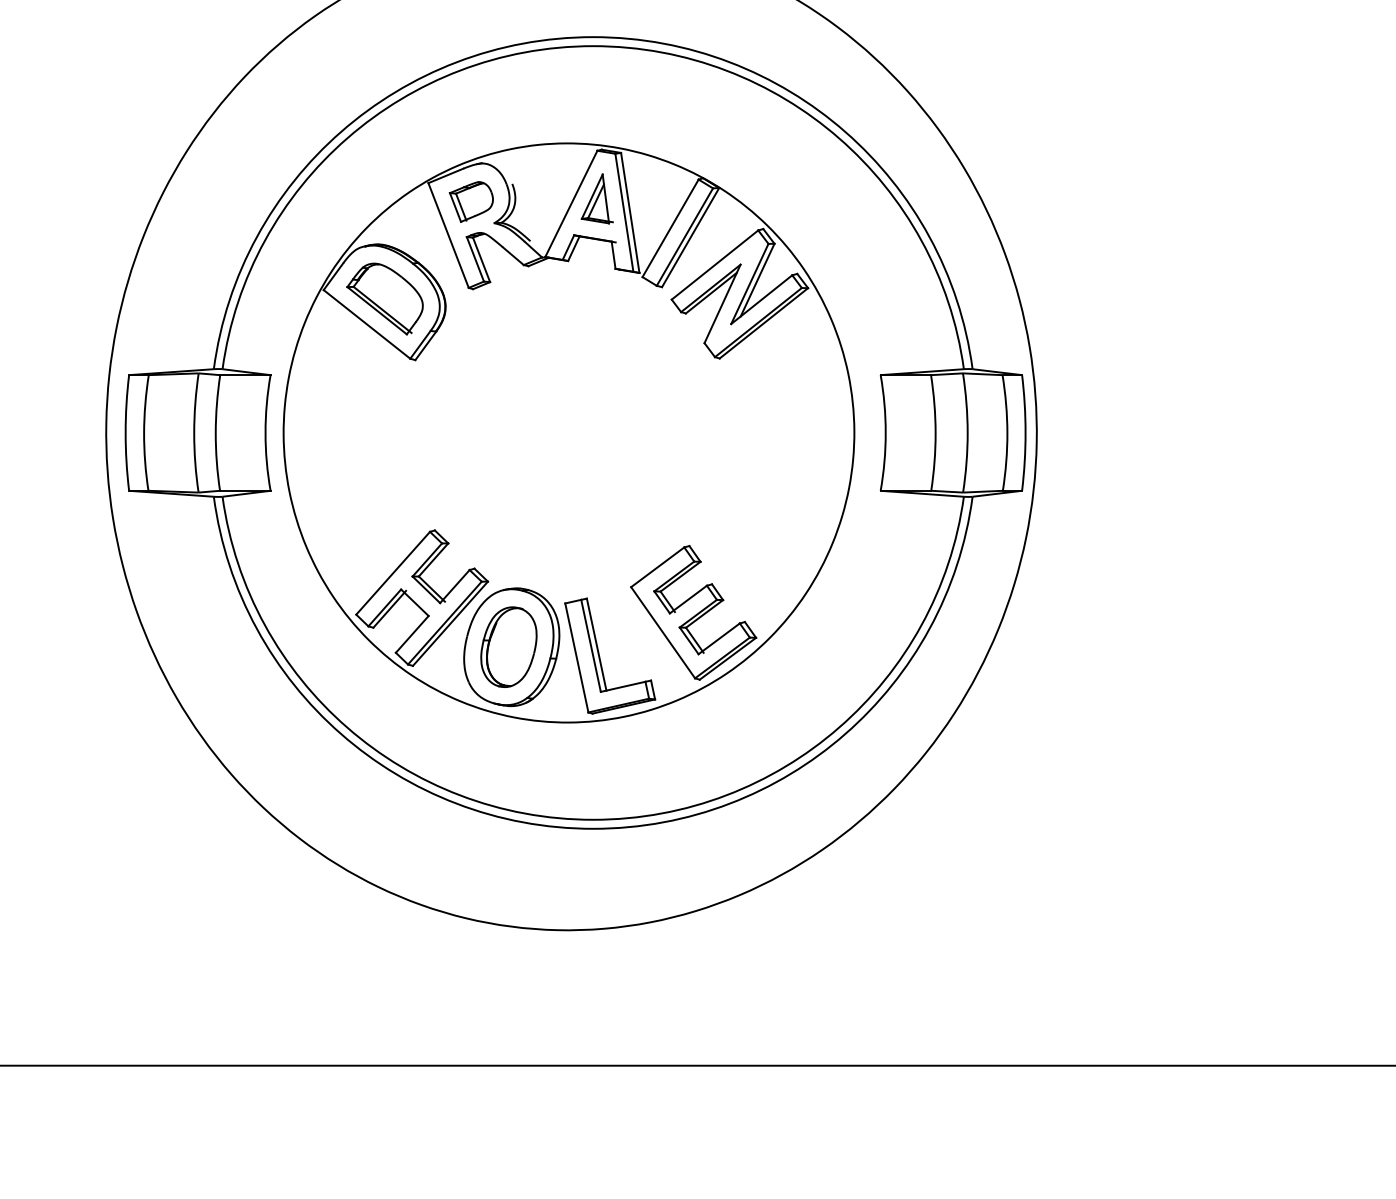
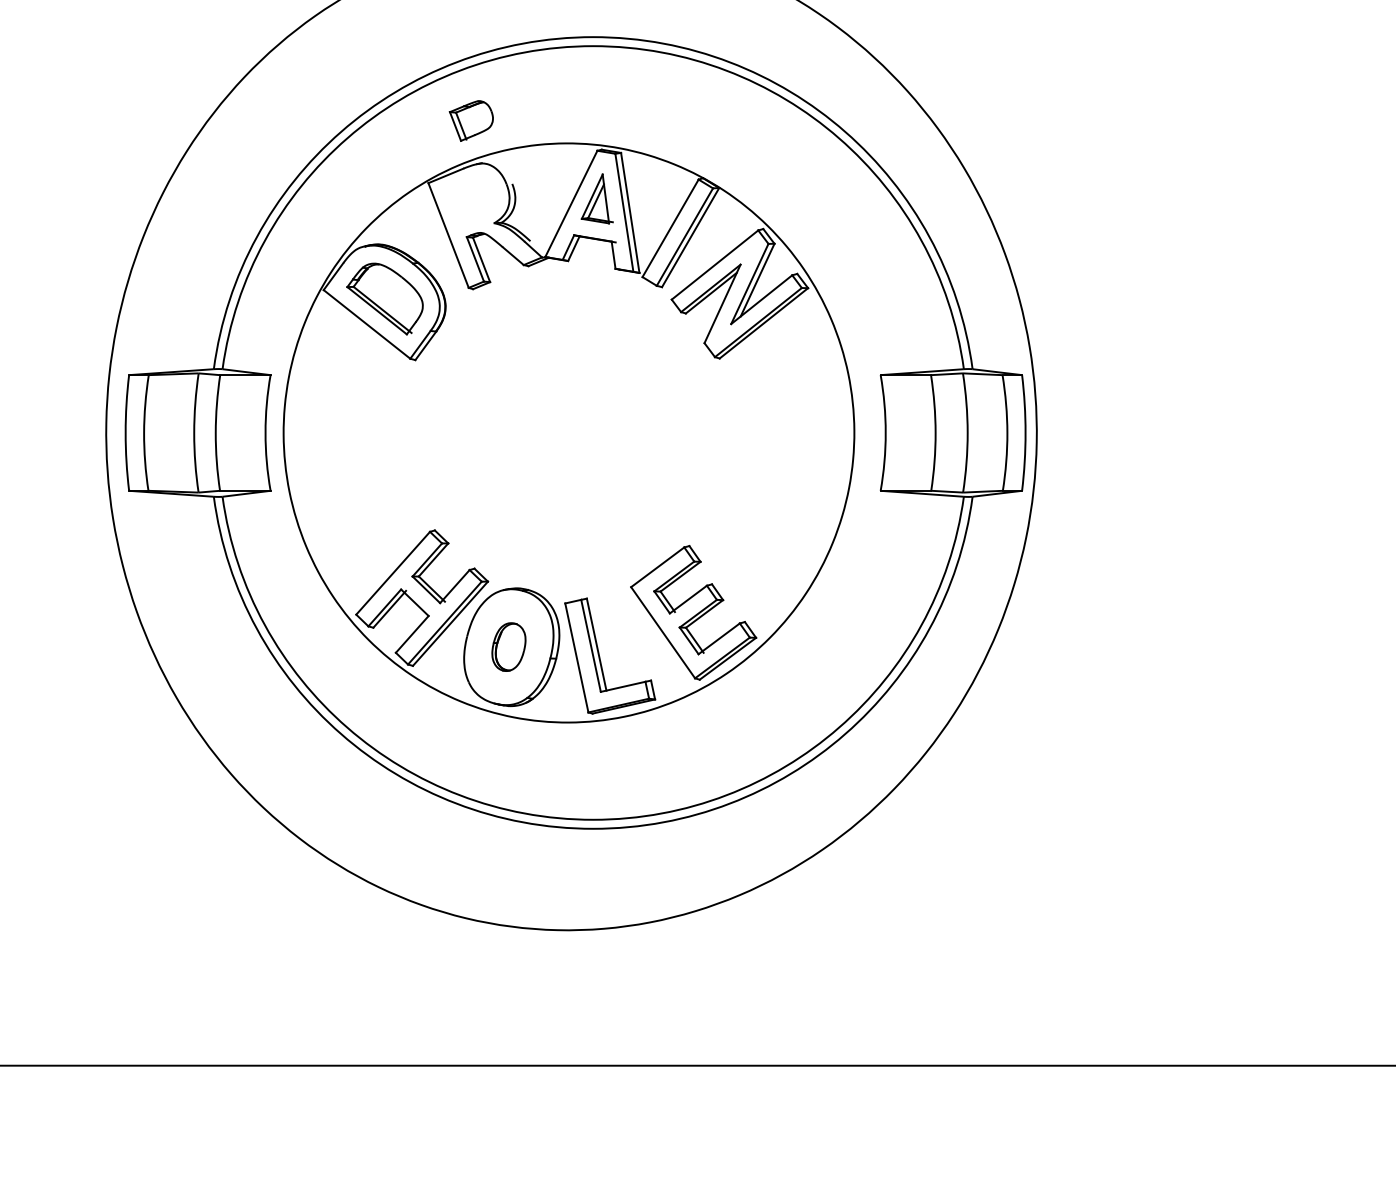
part position: (470, 201) -> (470, 120) (470, 120)
part size: 58x82 px -> 36x50 px (508, 646)
